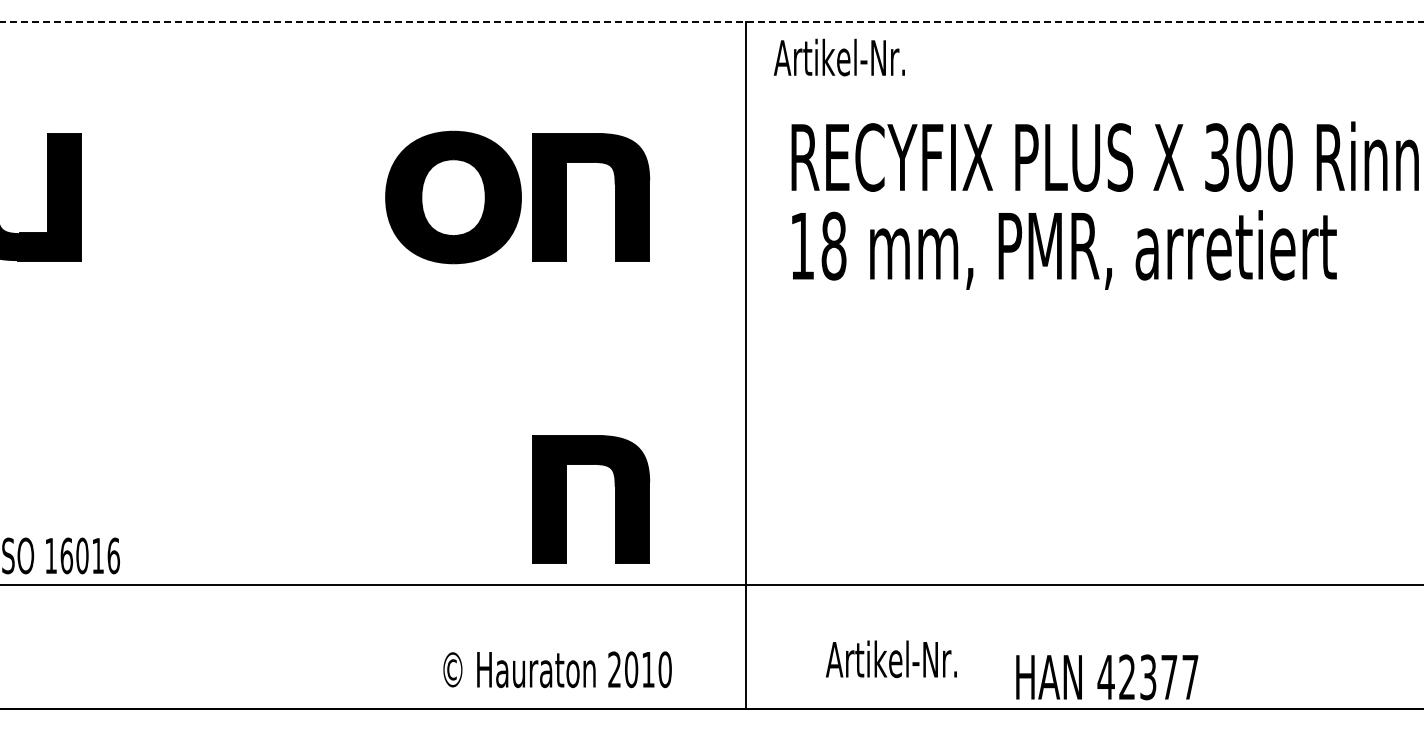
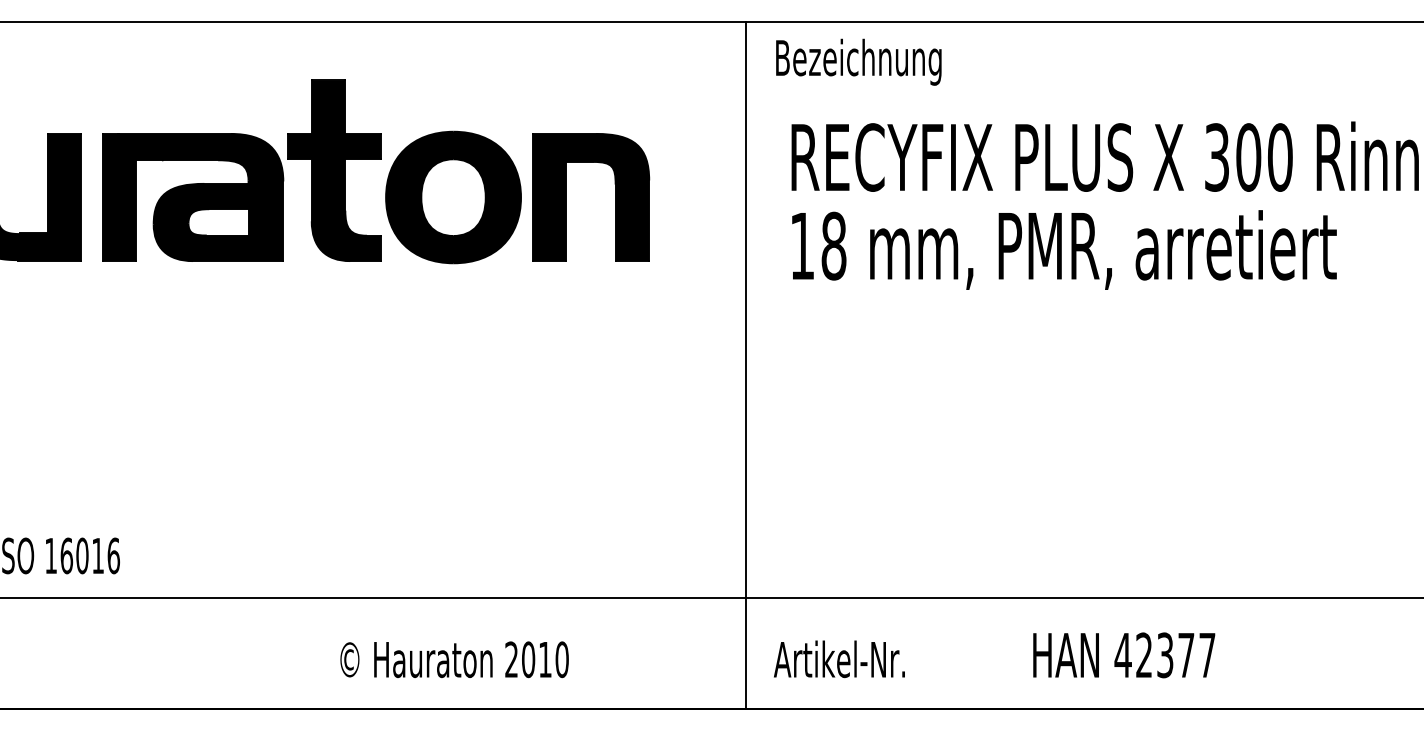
line: dashed -> solid (711, 22)
text: Artikel-Nr. -> Bezeichnung (857, 61)
part: none -> present (241, 170)
part: present -> none (615, 499)
line position: (711, 585) -> (711, 598) (711, 598)
text position: (891, 659) -> (839, 659) (839, 659)
text position: (557, 669) -> (454, 659) (454, 659)
text position: (1107, 677) -> (1124, 655) (1124, 655)
